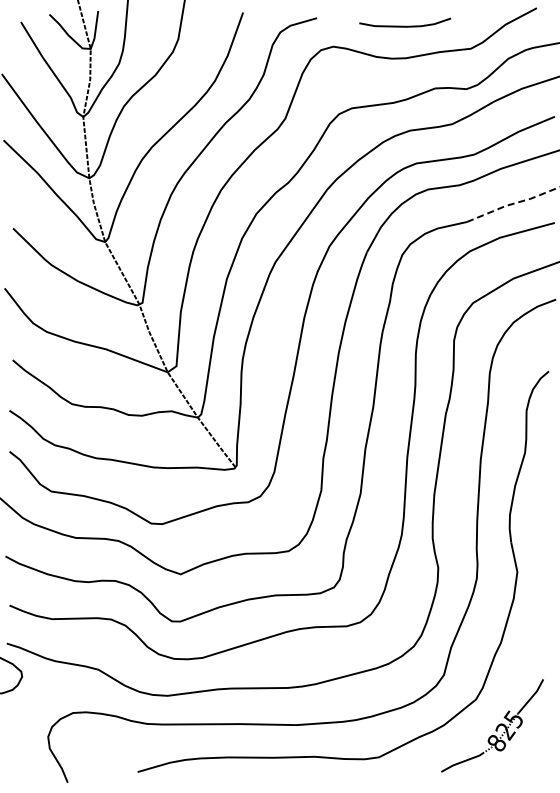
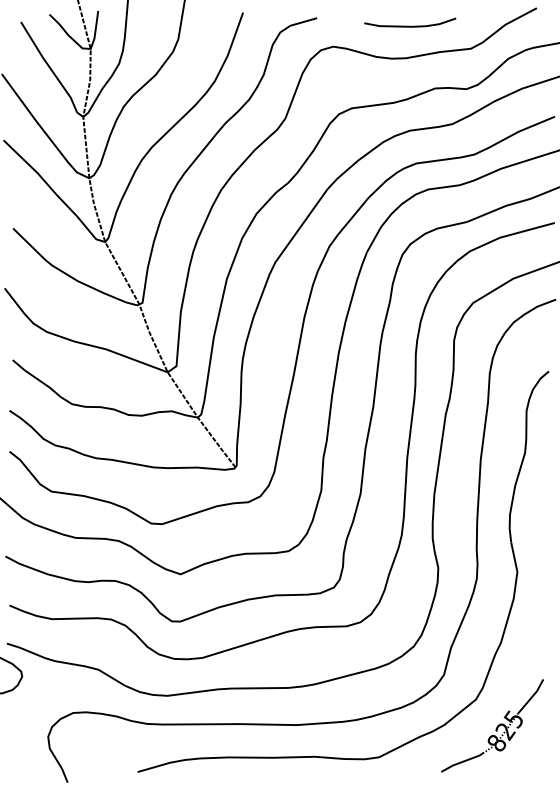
curve position: (405, 25) -> (410, 25) (410, 25)
line: dashed -> solid (512, 203)
